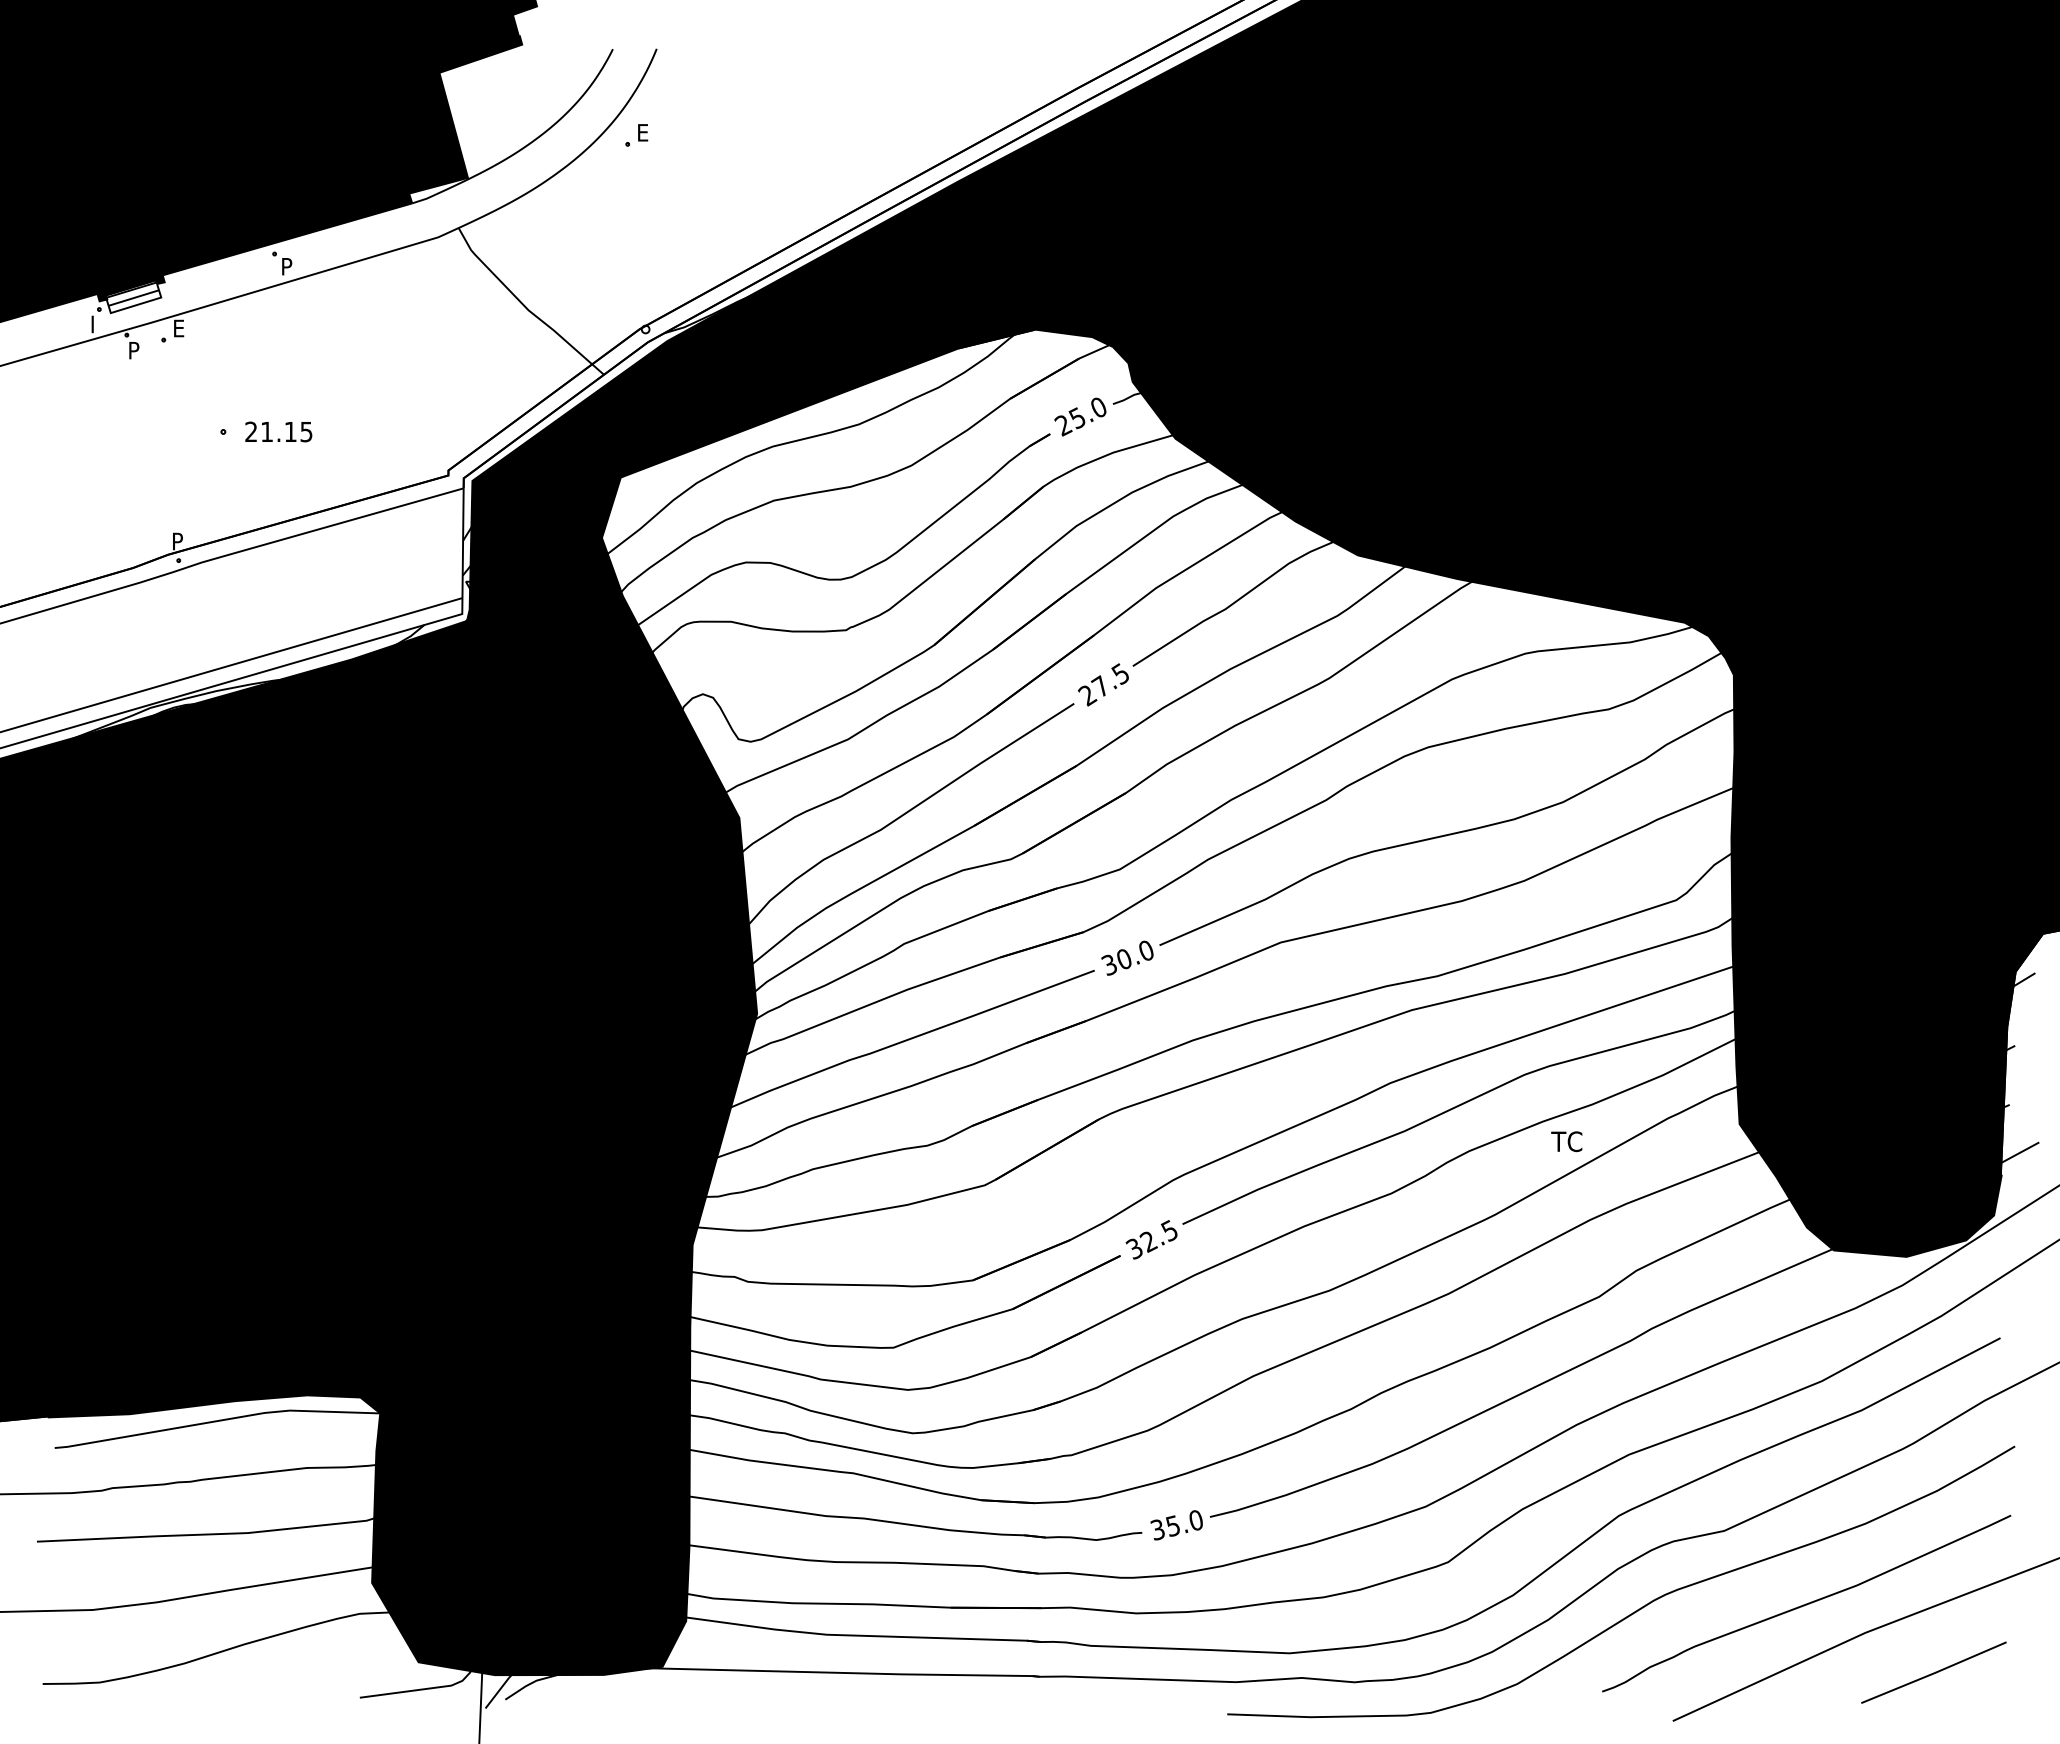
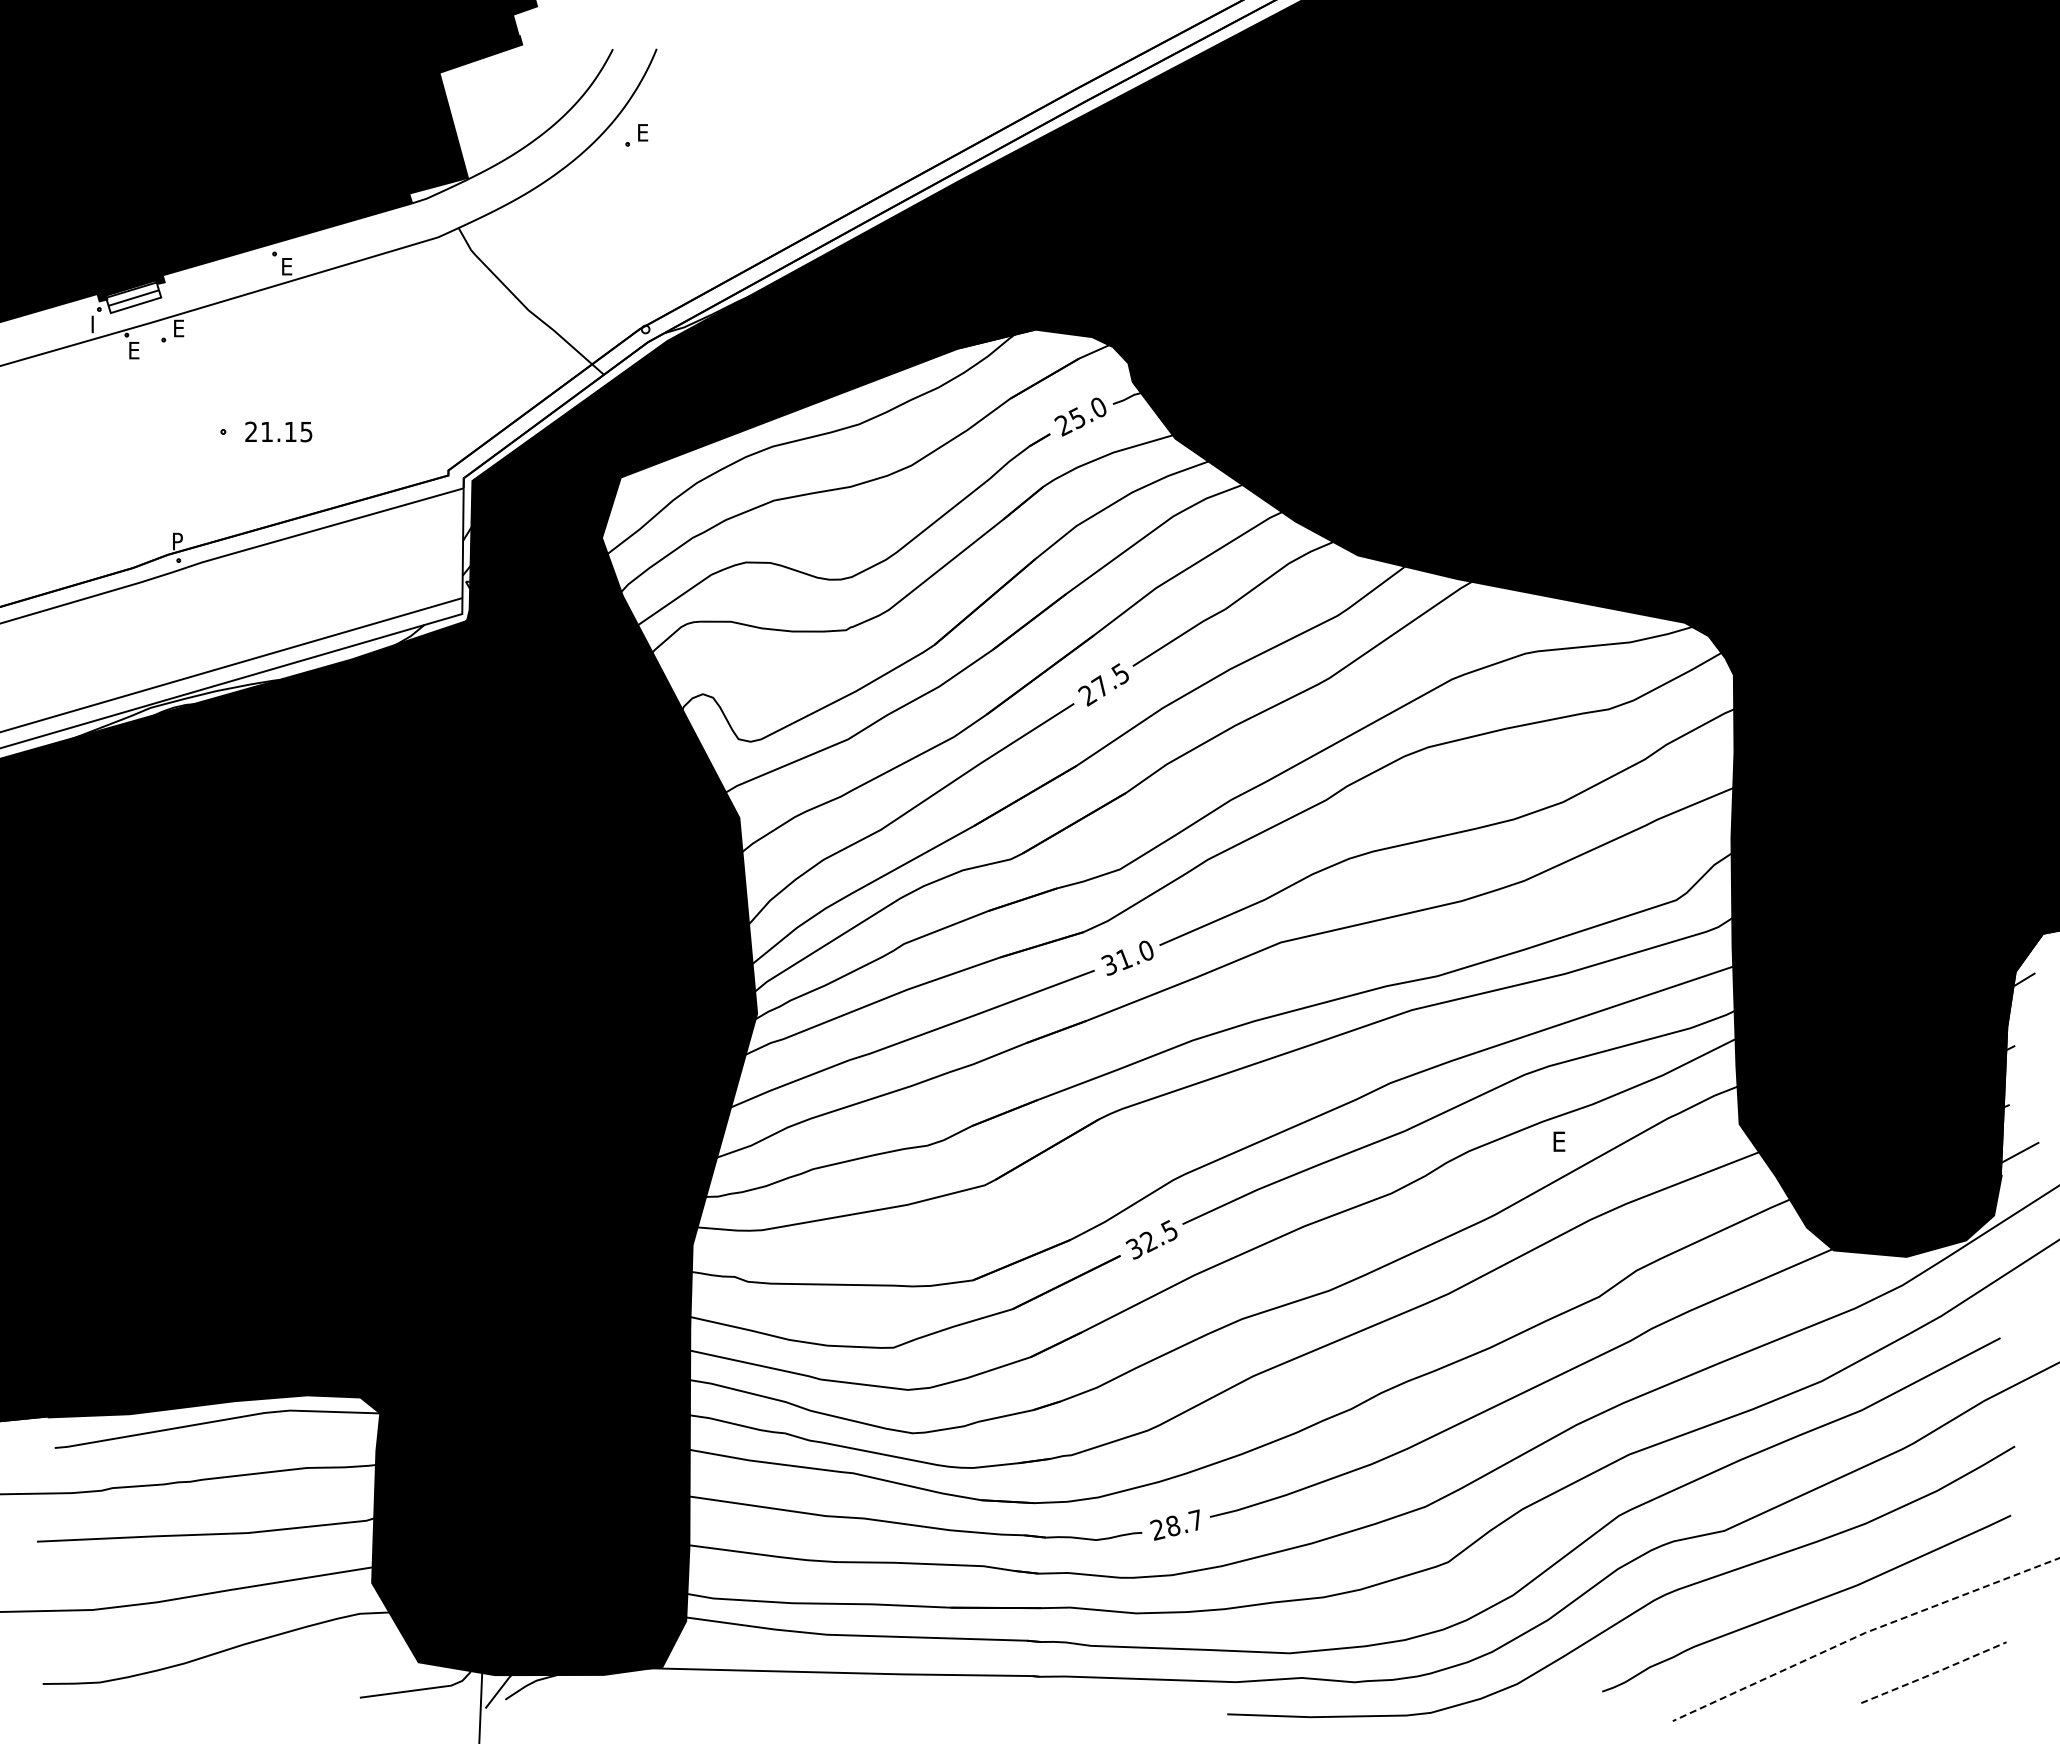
text: P -> E (288, 266)
text: P -> E (135, 350)
text: 30.0 -> 31.0 (1124, 959)
text: TC -> E (1566, 1141)
text: 35.0 -> 28.7 (1176, 1524)
line: solid -> dashed (1864, 1633)
line: solid -> dashed (1935, 1672)
